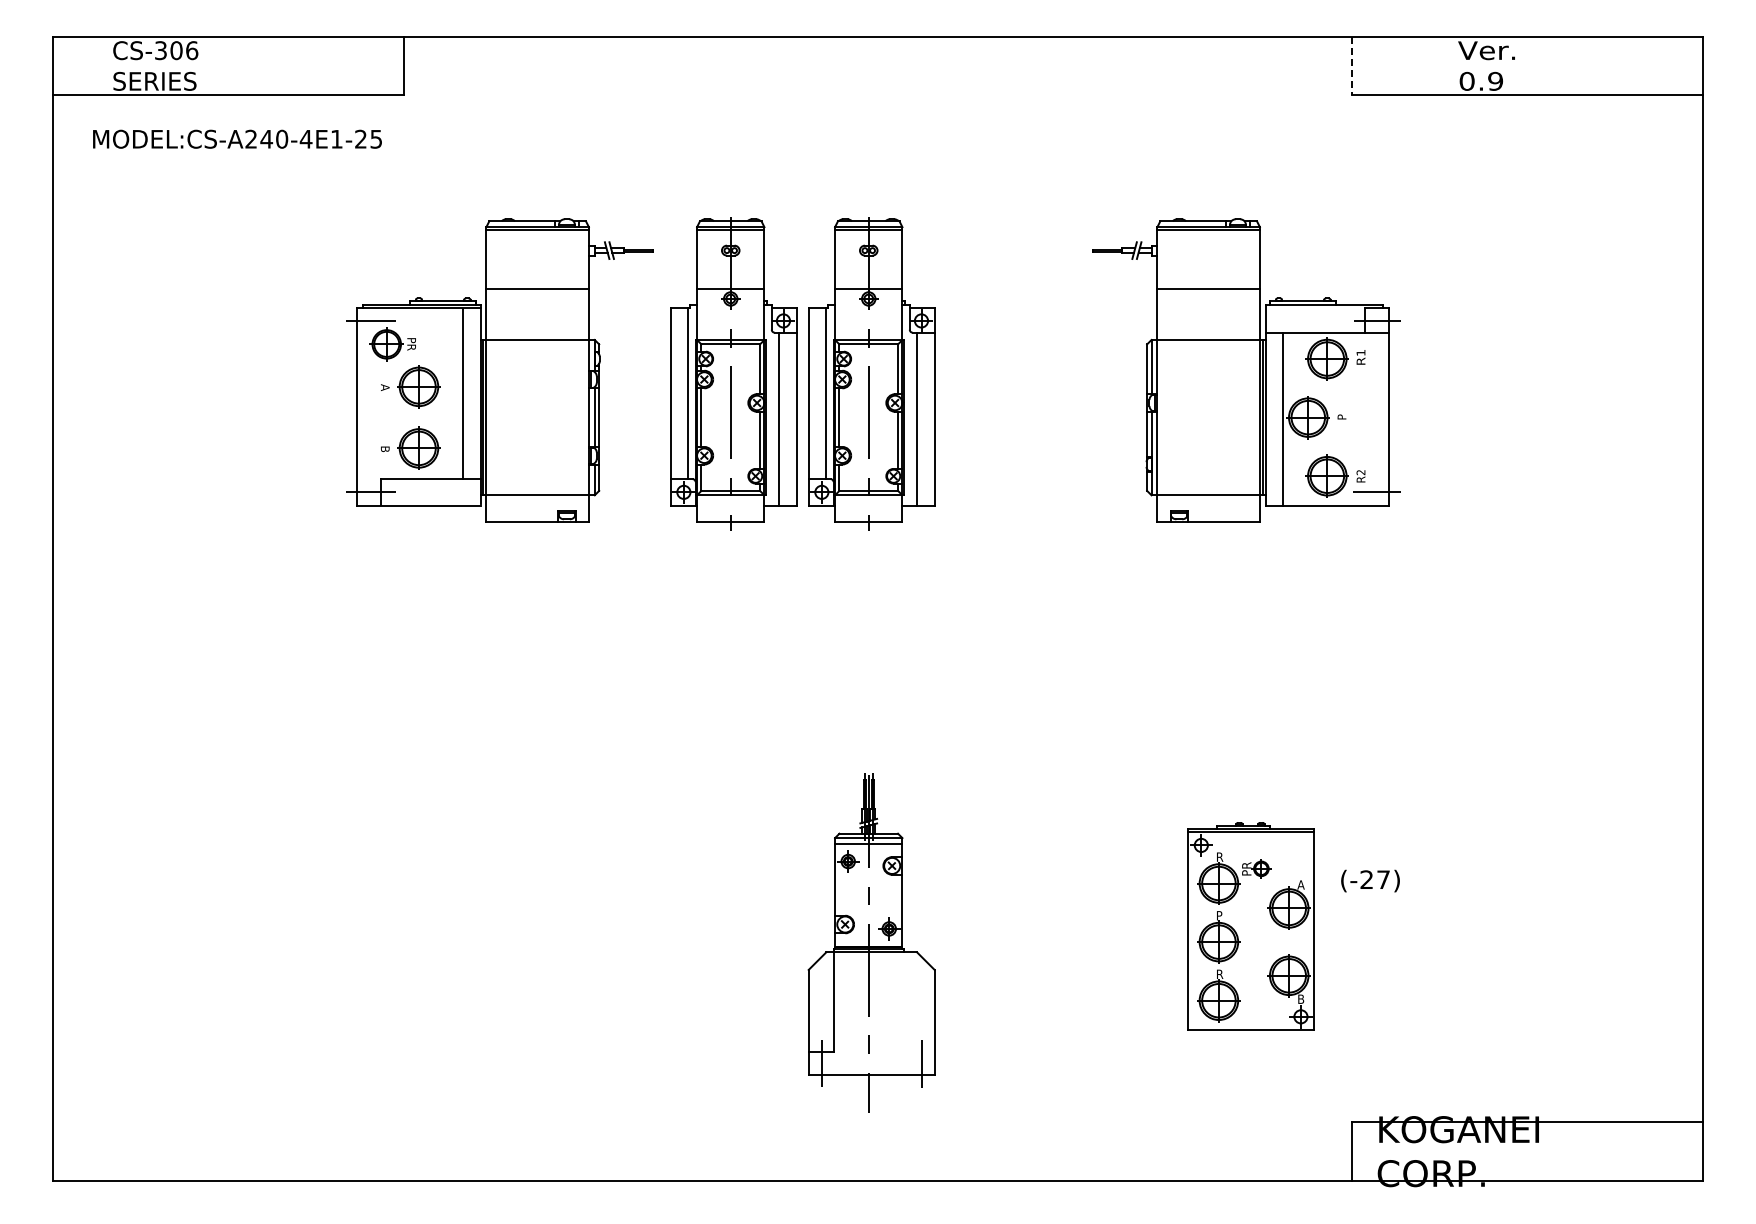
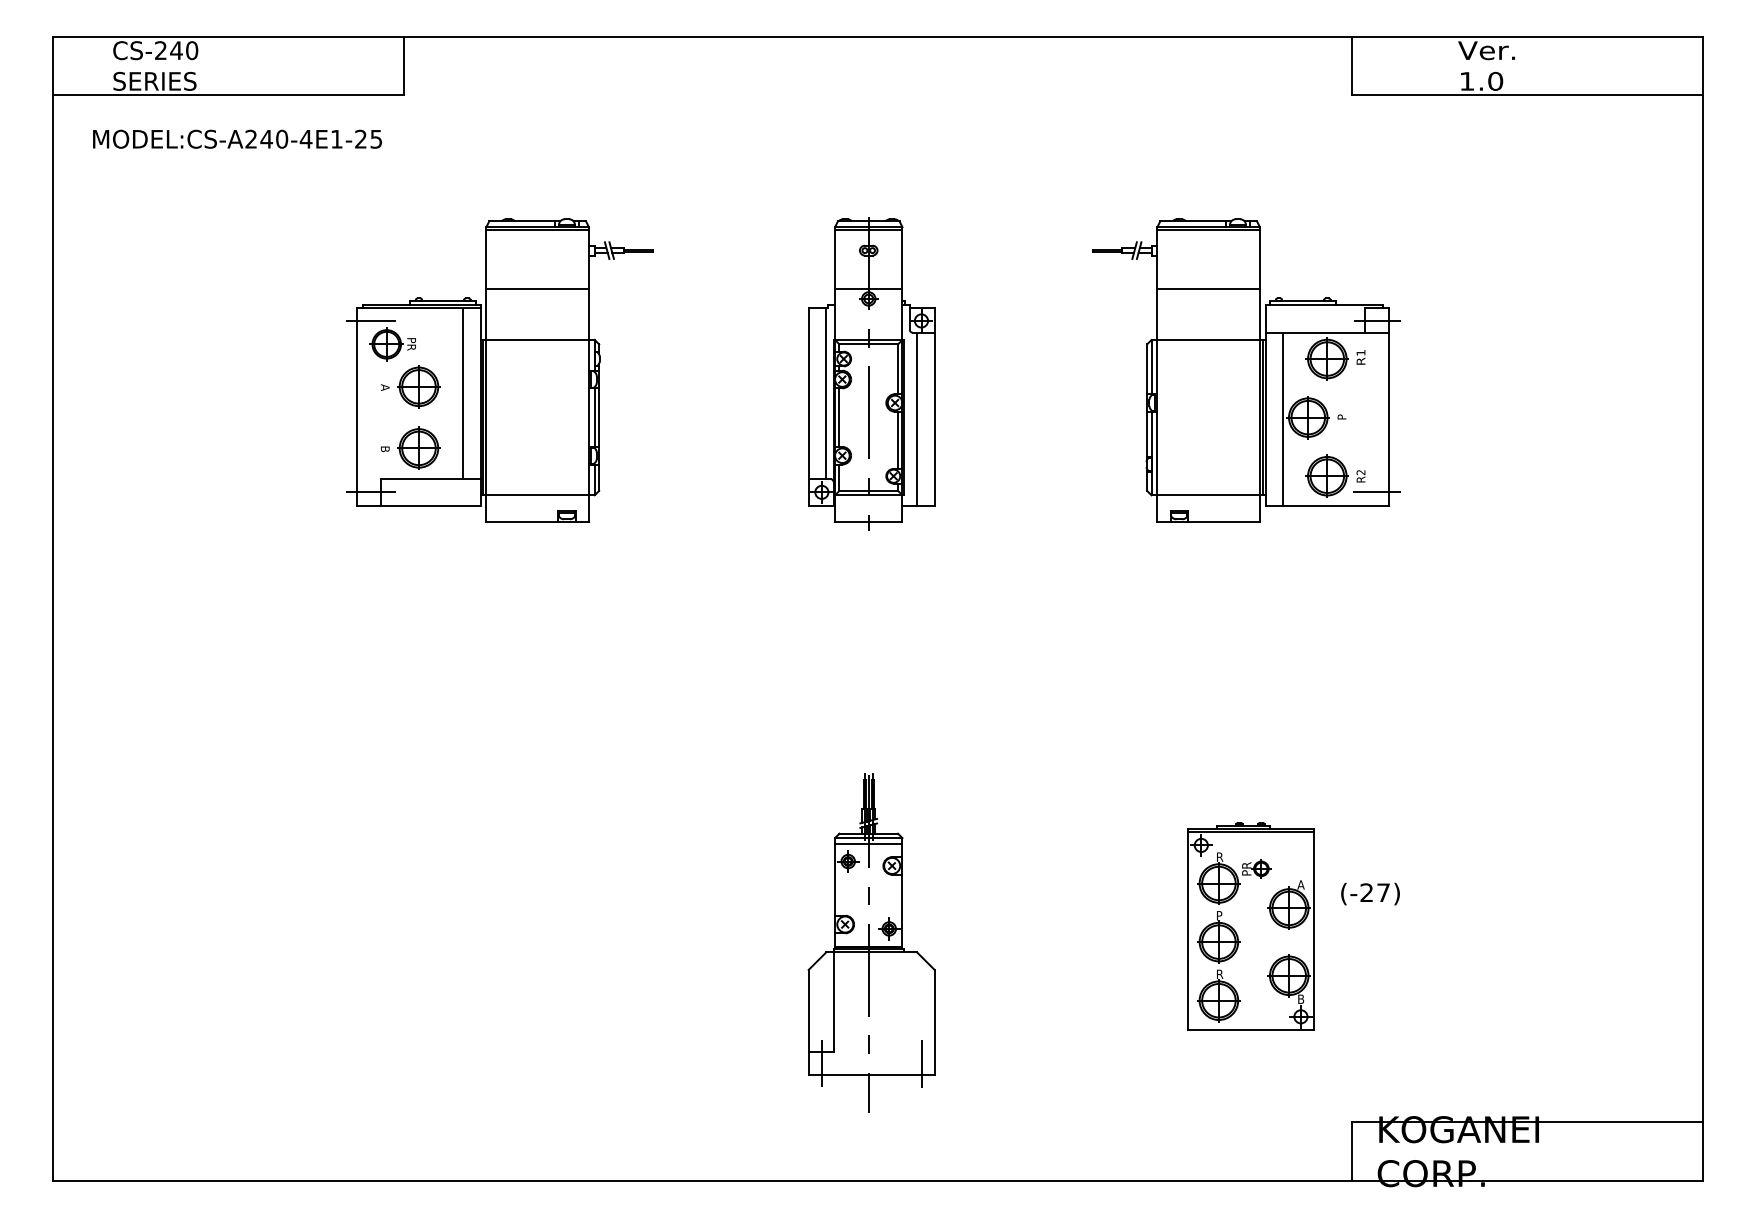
text: CS-306 -> CS-240 (176, 50)
line: dashed -> solid (1351, 66)
text: 0.9 -> 1.0 (1481, 80)
part: present -> none (733, 373)
text position: (1370, 880) -> (1370, 893) (1370, 893)
